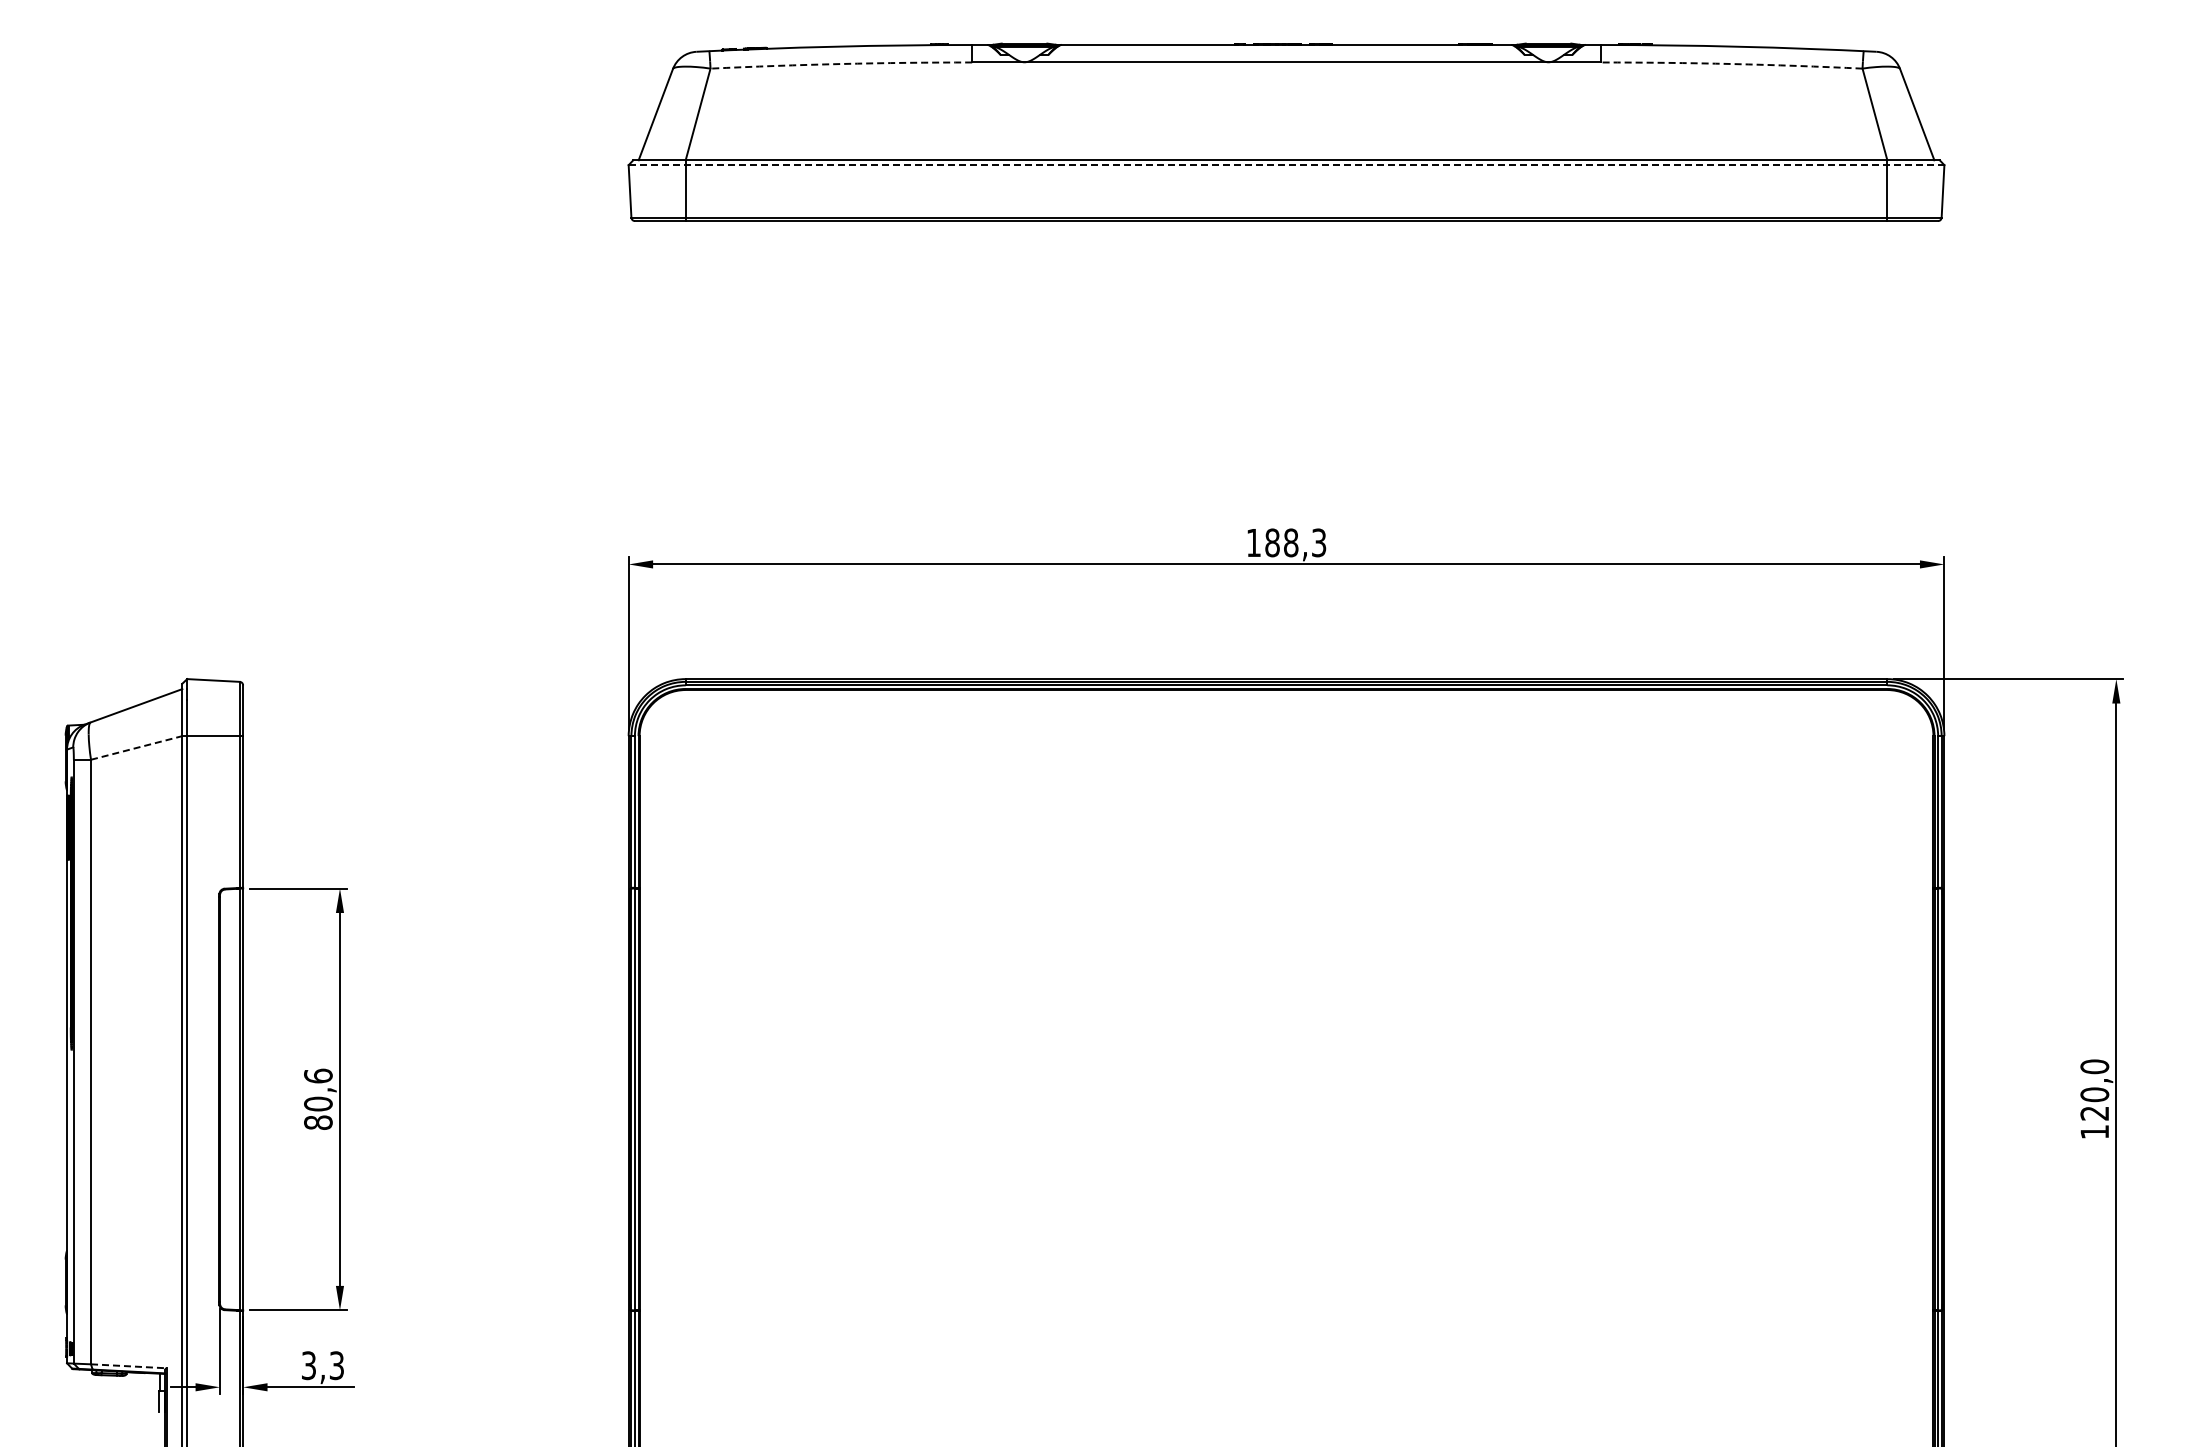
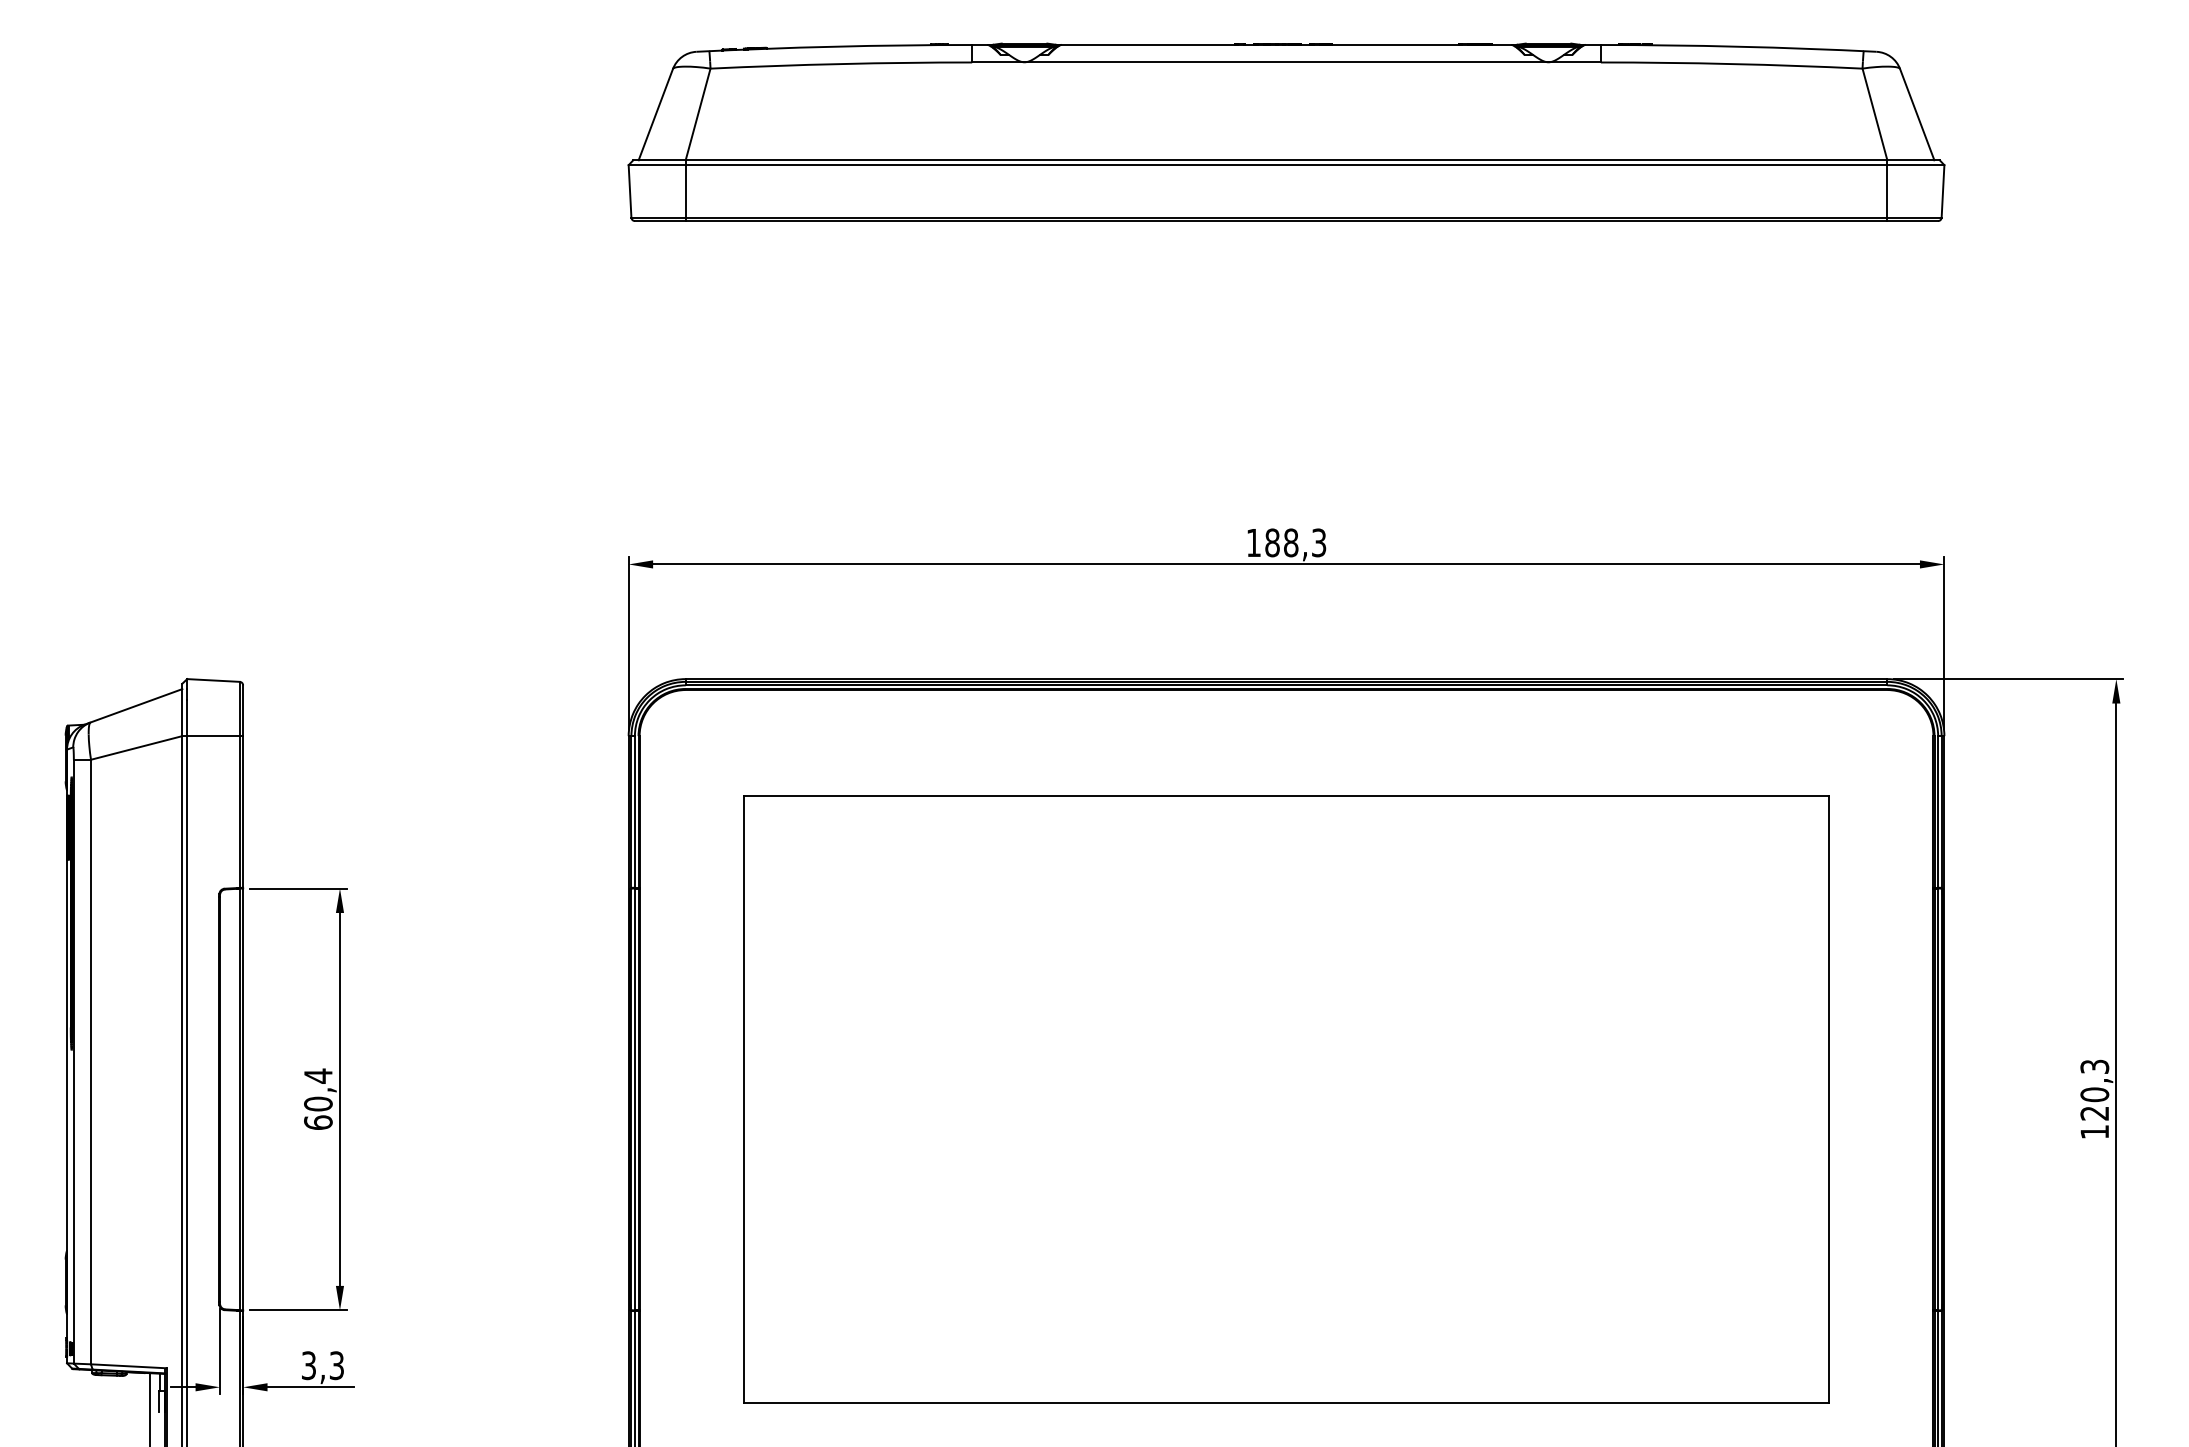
arc: dashed -> solid (841, 64)
arc: dashed -> solid (1731, 64)
line: dashed -> solid (1286, 165)
line: dashed -> solid (137, 747)
text: 120,0 -> 120,3 (2094, 1066)
text: 80,6 -> 60,4 (318, 1098)
part: none -> present (1286, 1099)
line: dashed -> solid (128, 1366)
line: none -> present (149, 1408)
